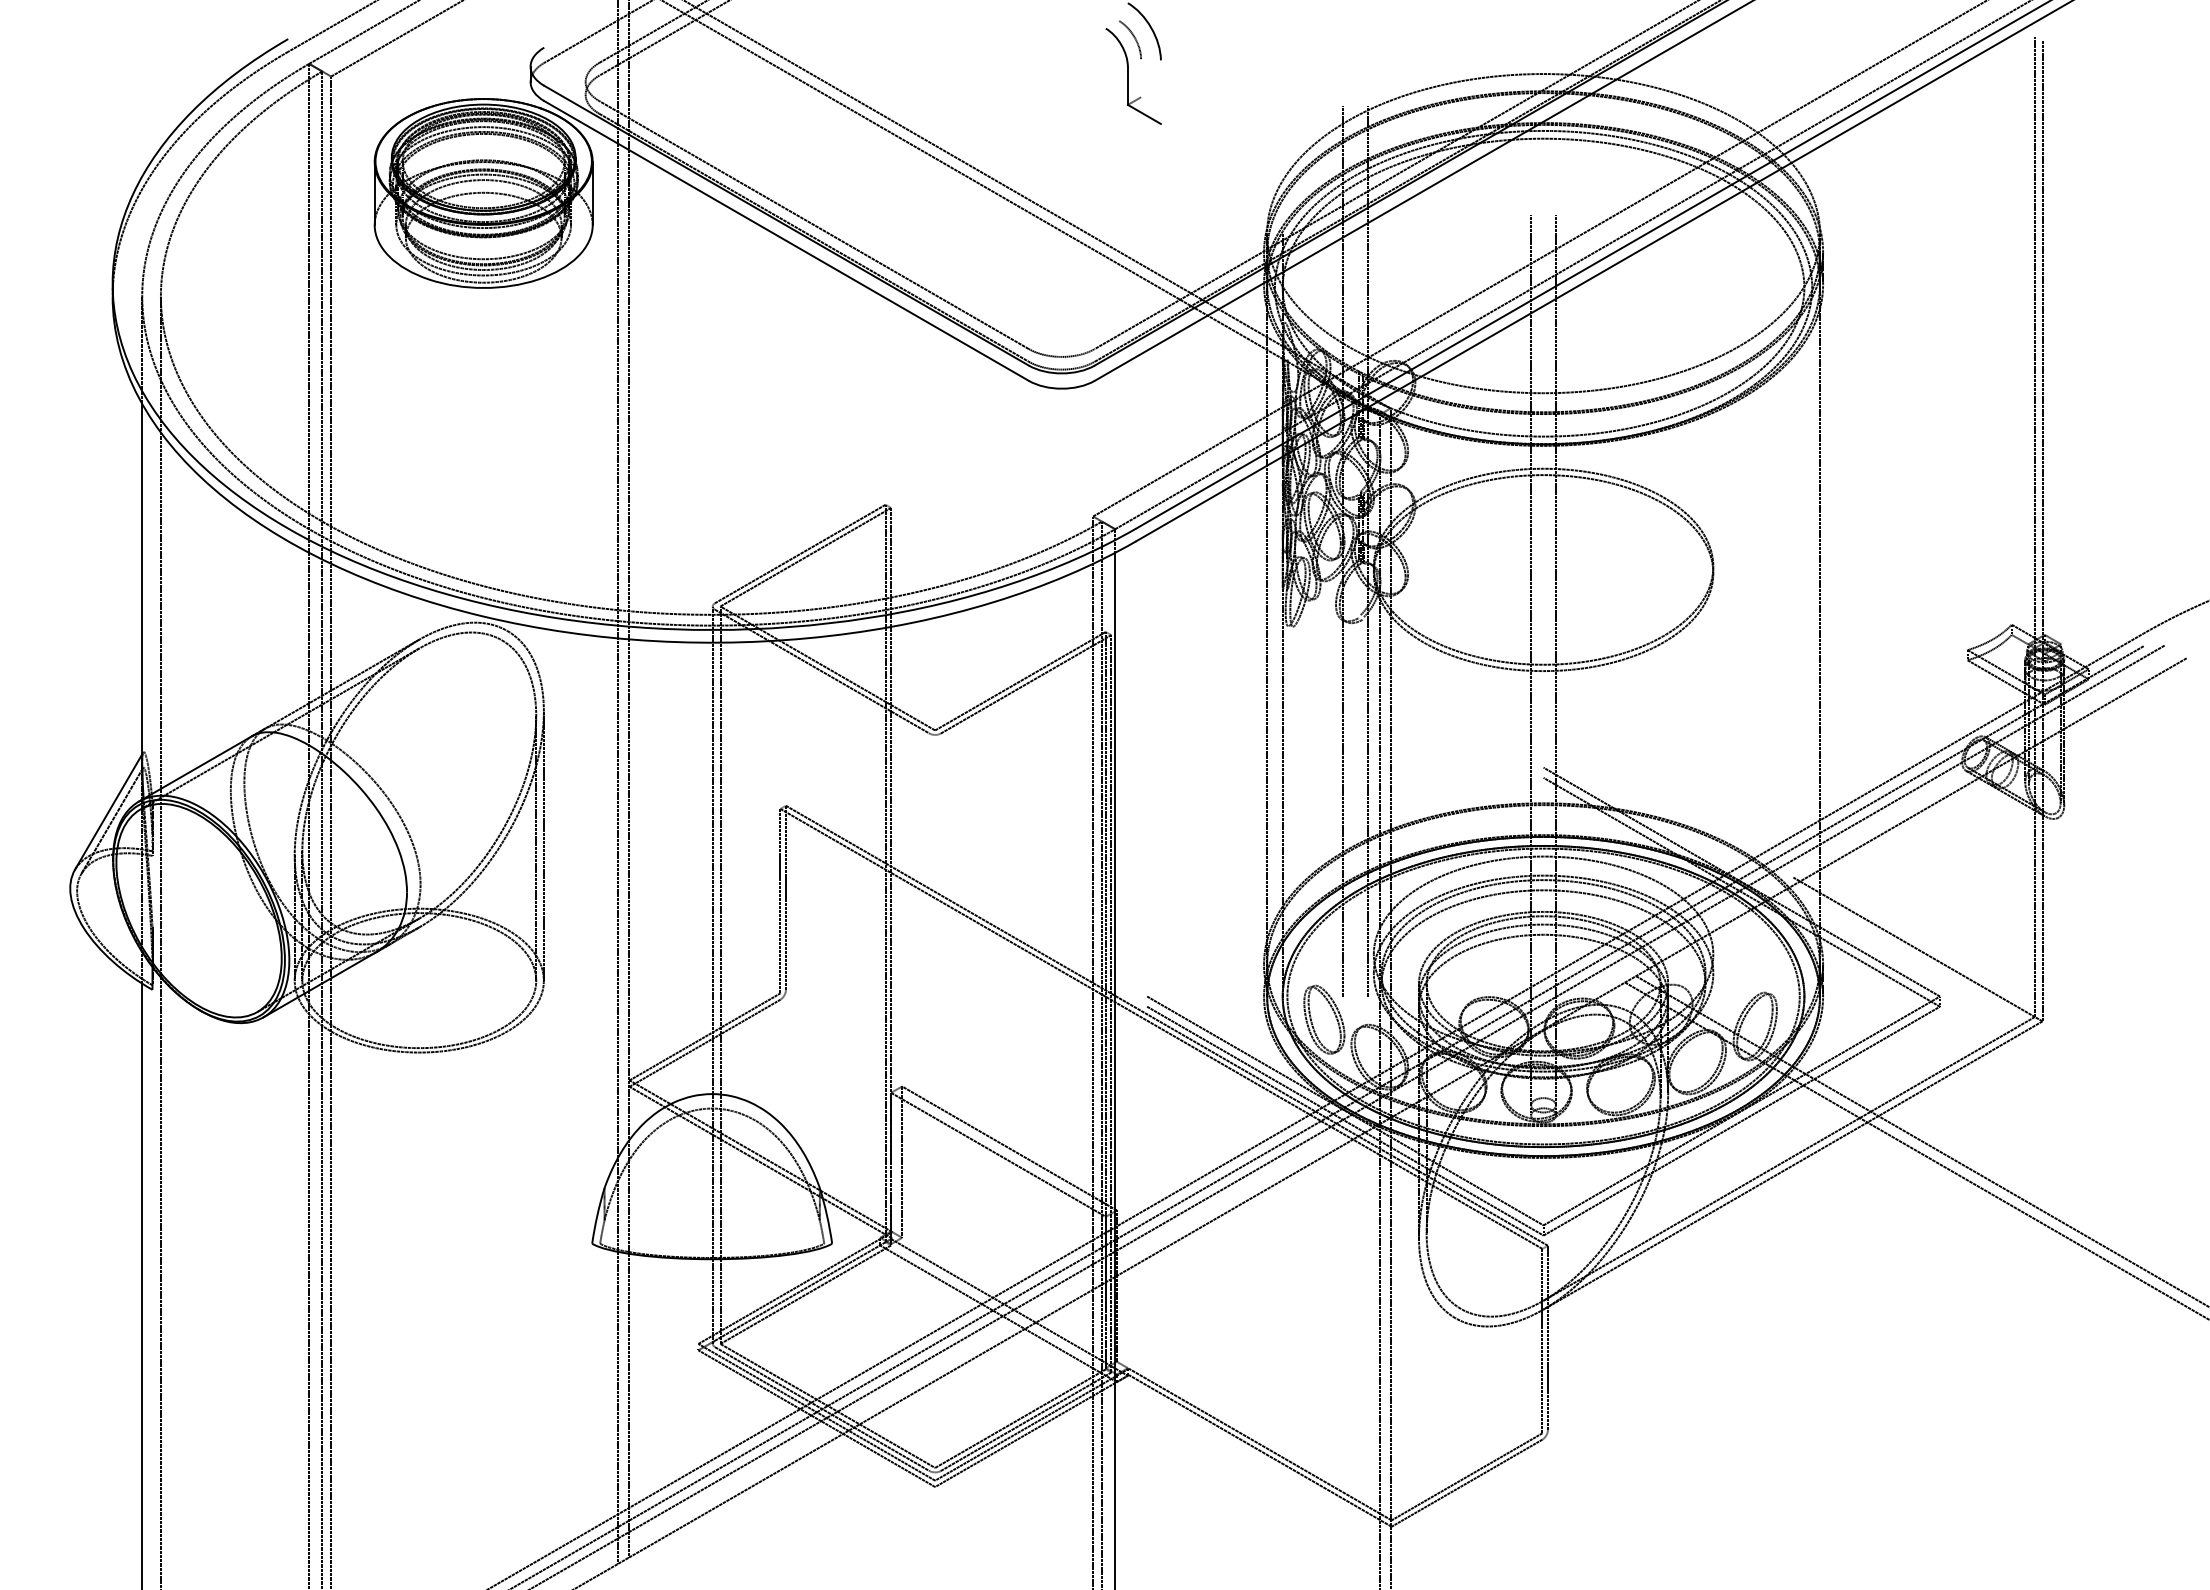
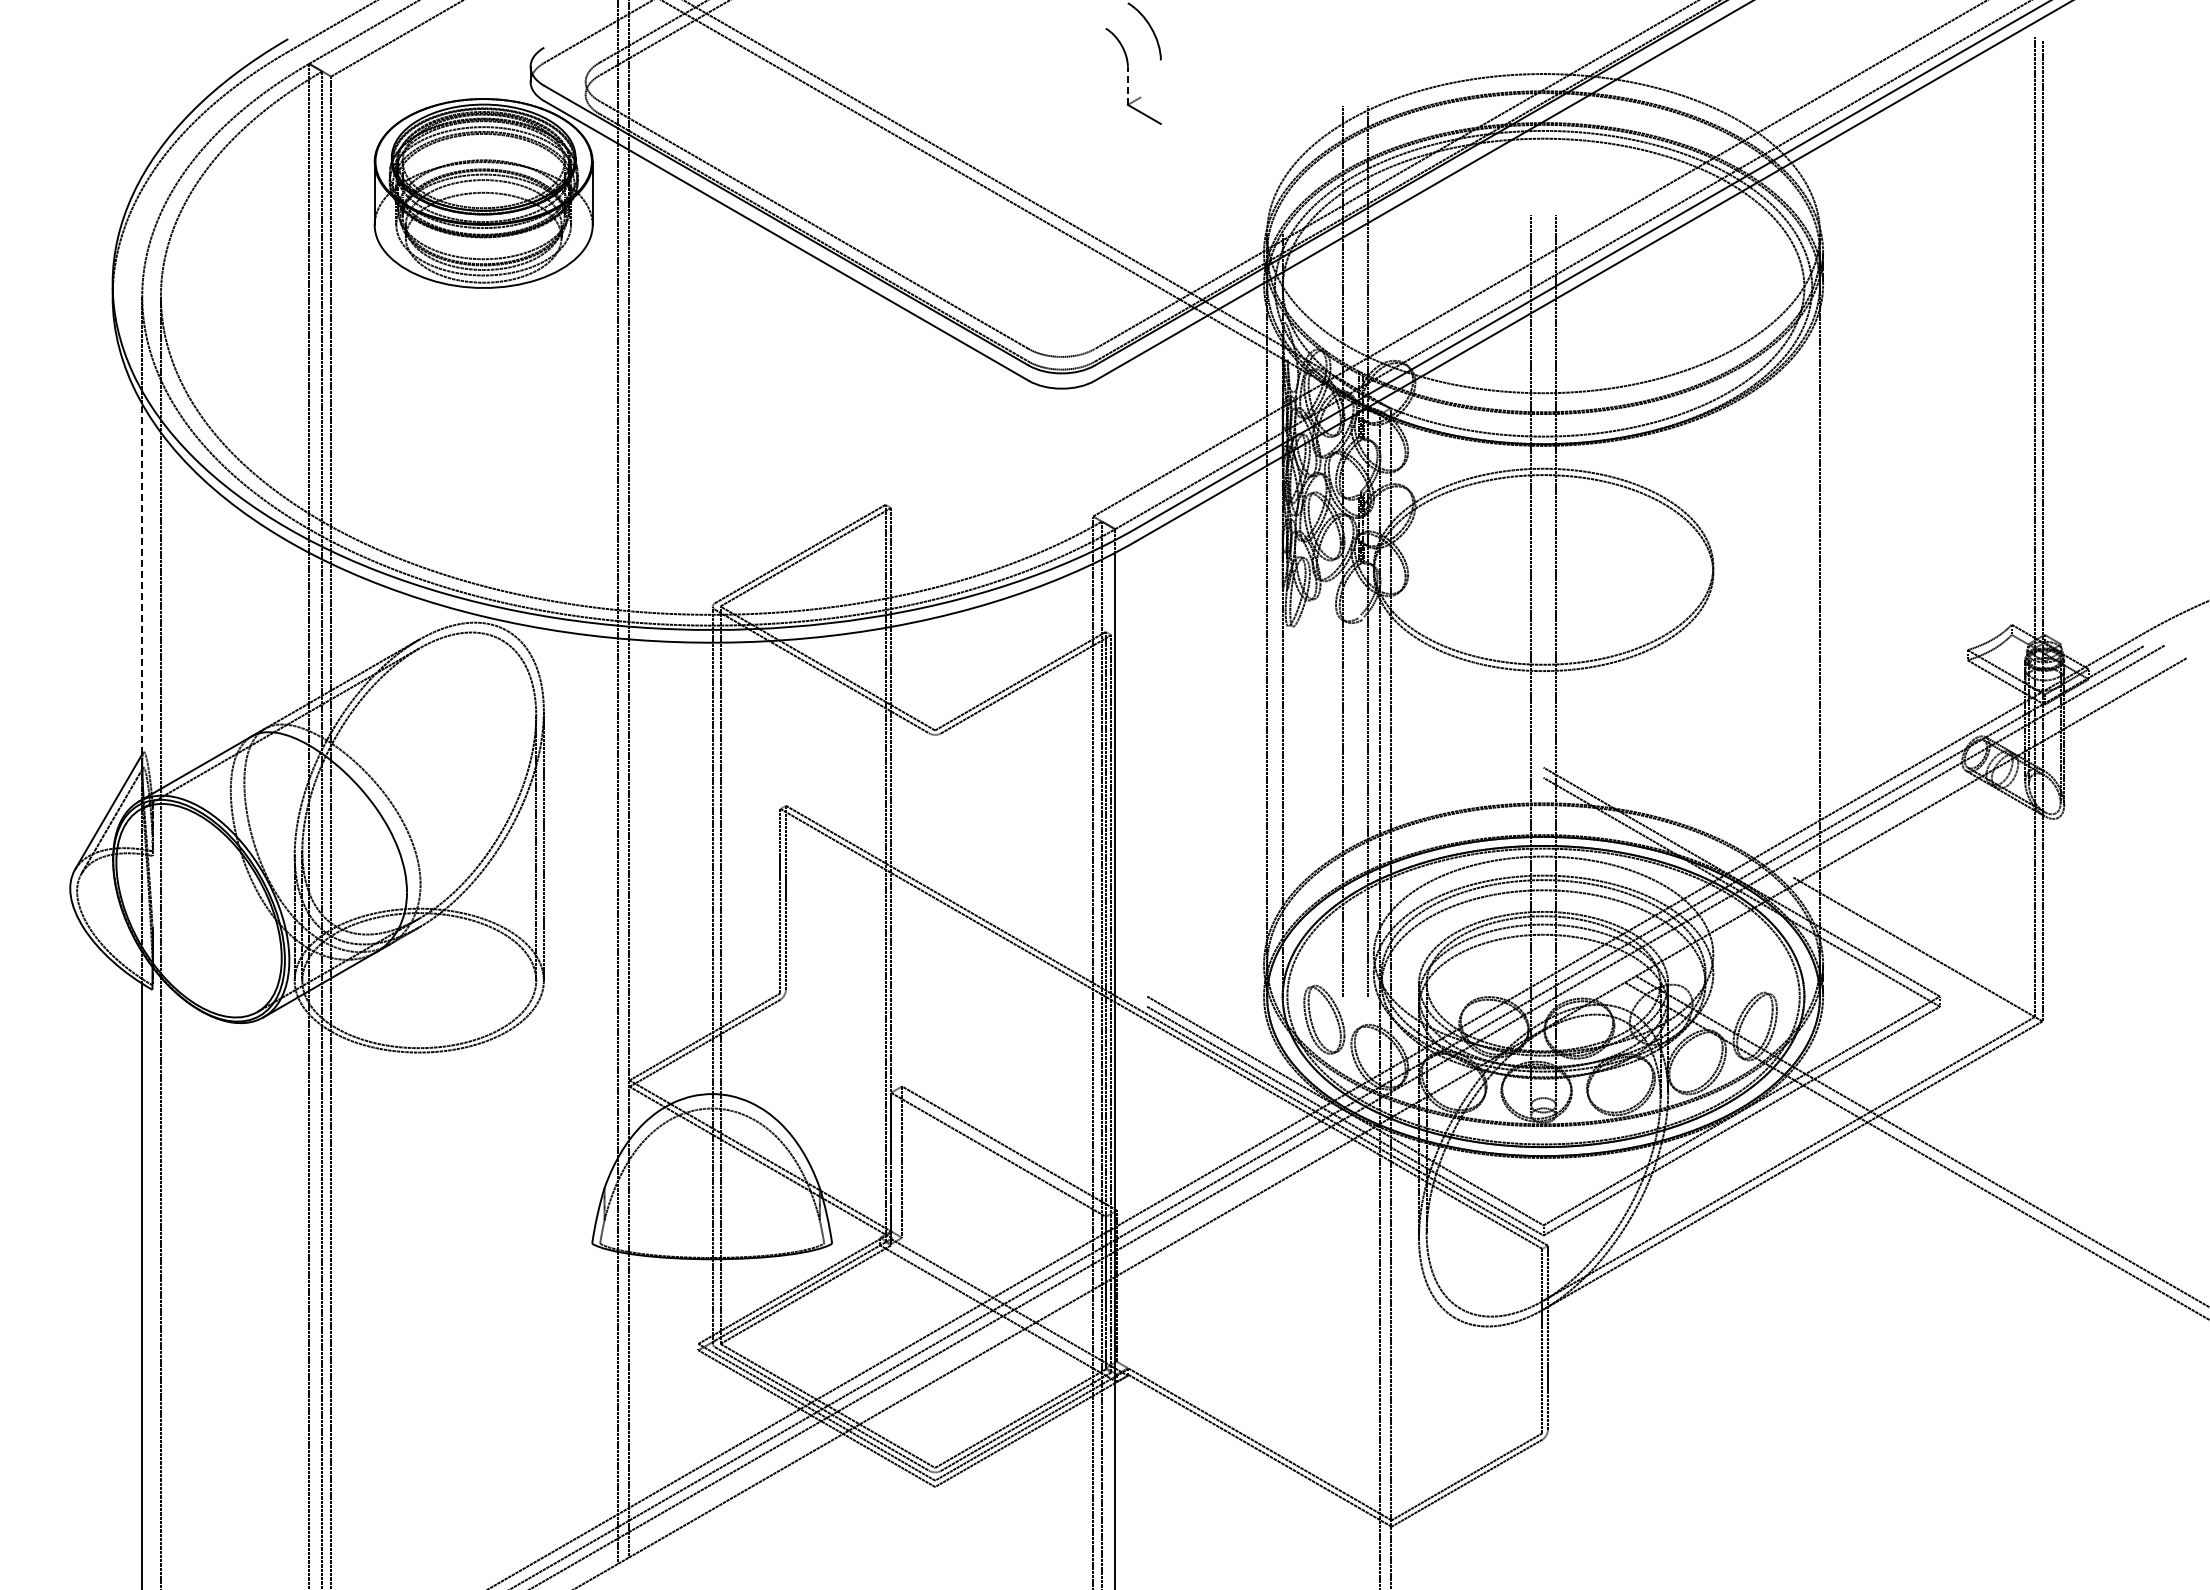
curve: present -> none (1133, 37)
line: solid -> dashed (1127, 85)
line: solid -> dashed (142, 584)
